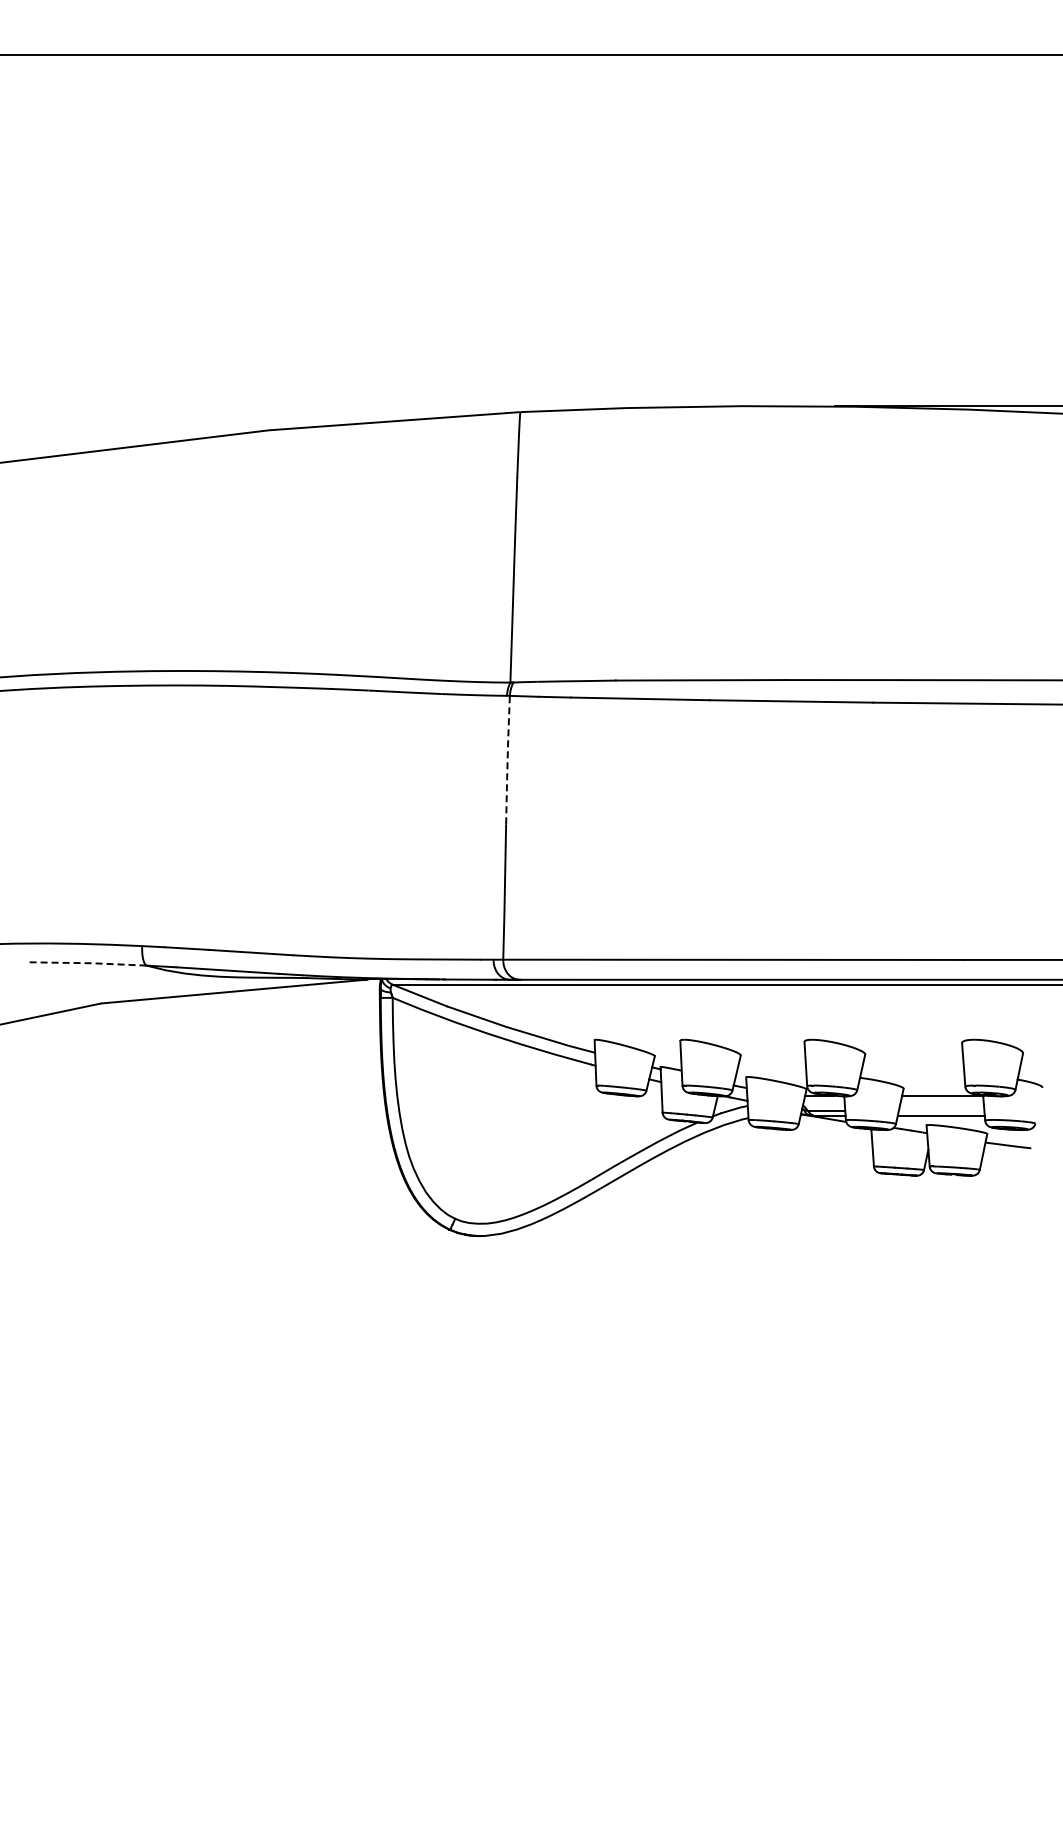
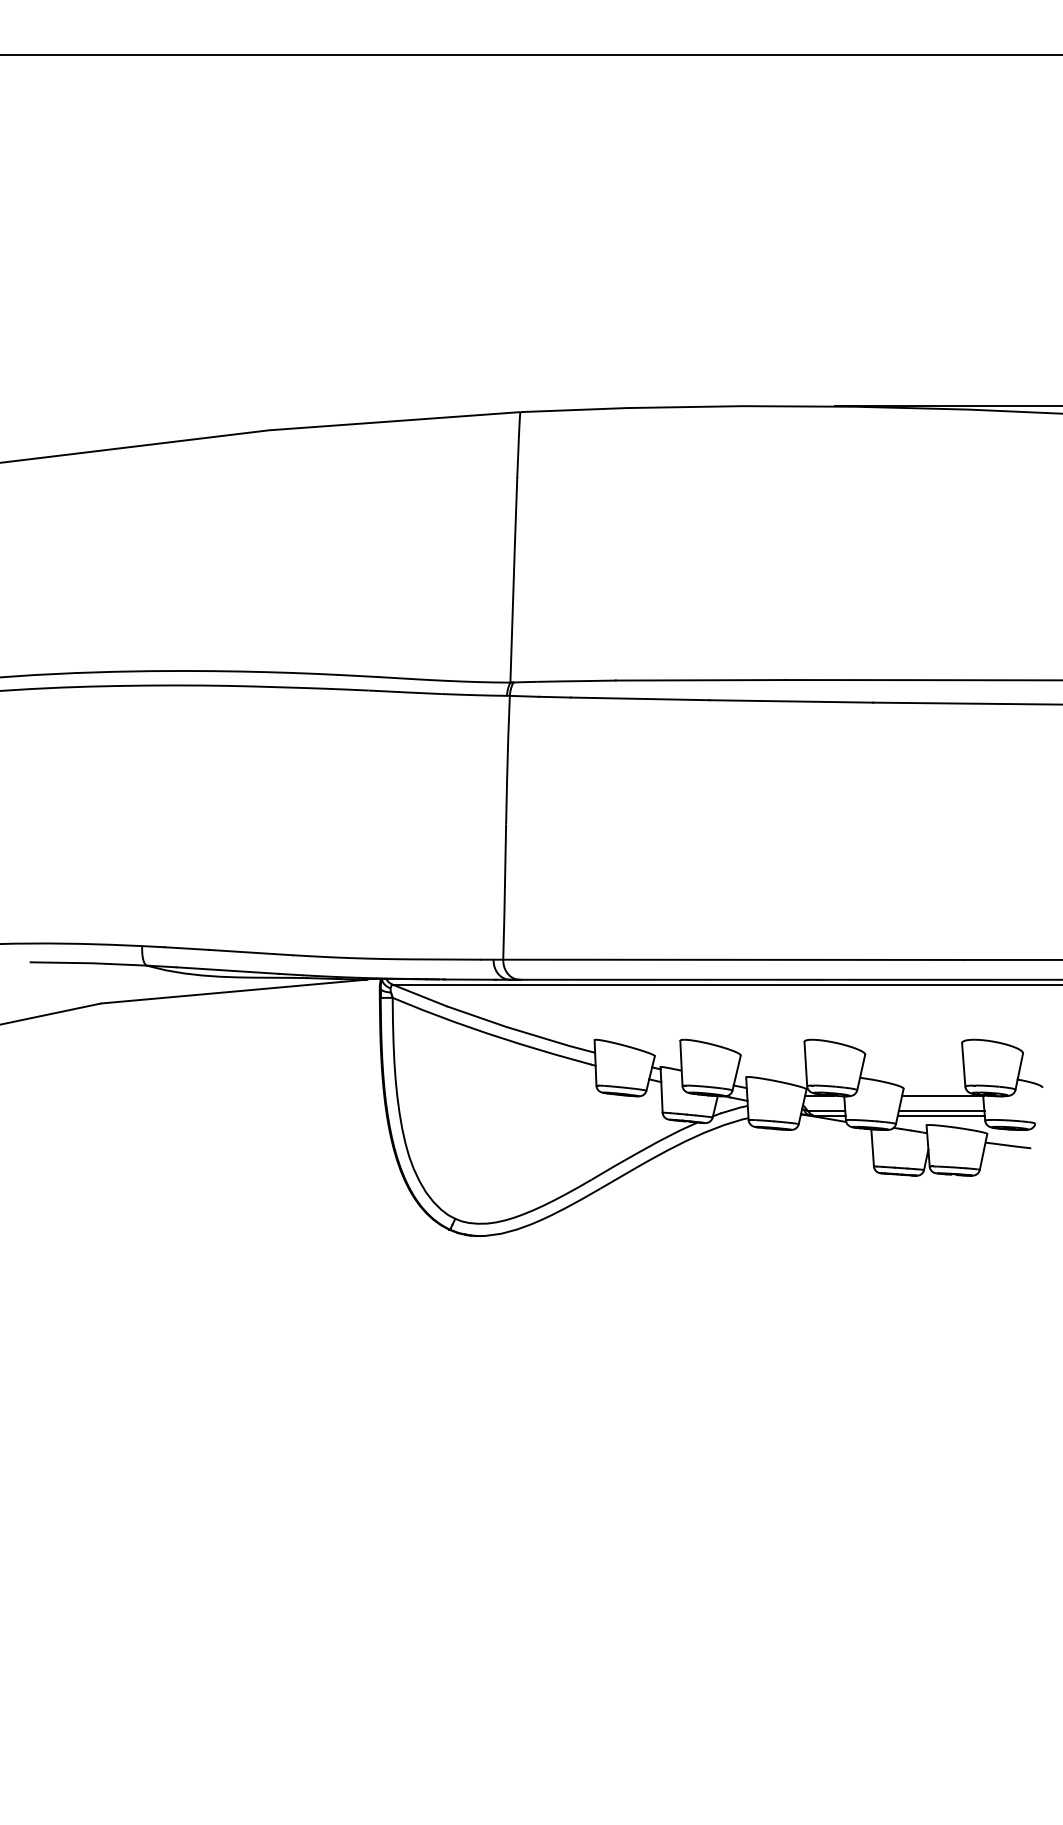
line: dashed -> solid (507, 760)
line: dashed -> solid (87, 963)
line: none -> present (941, 1111)
